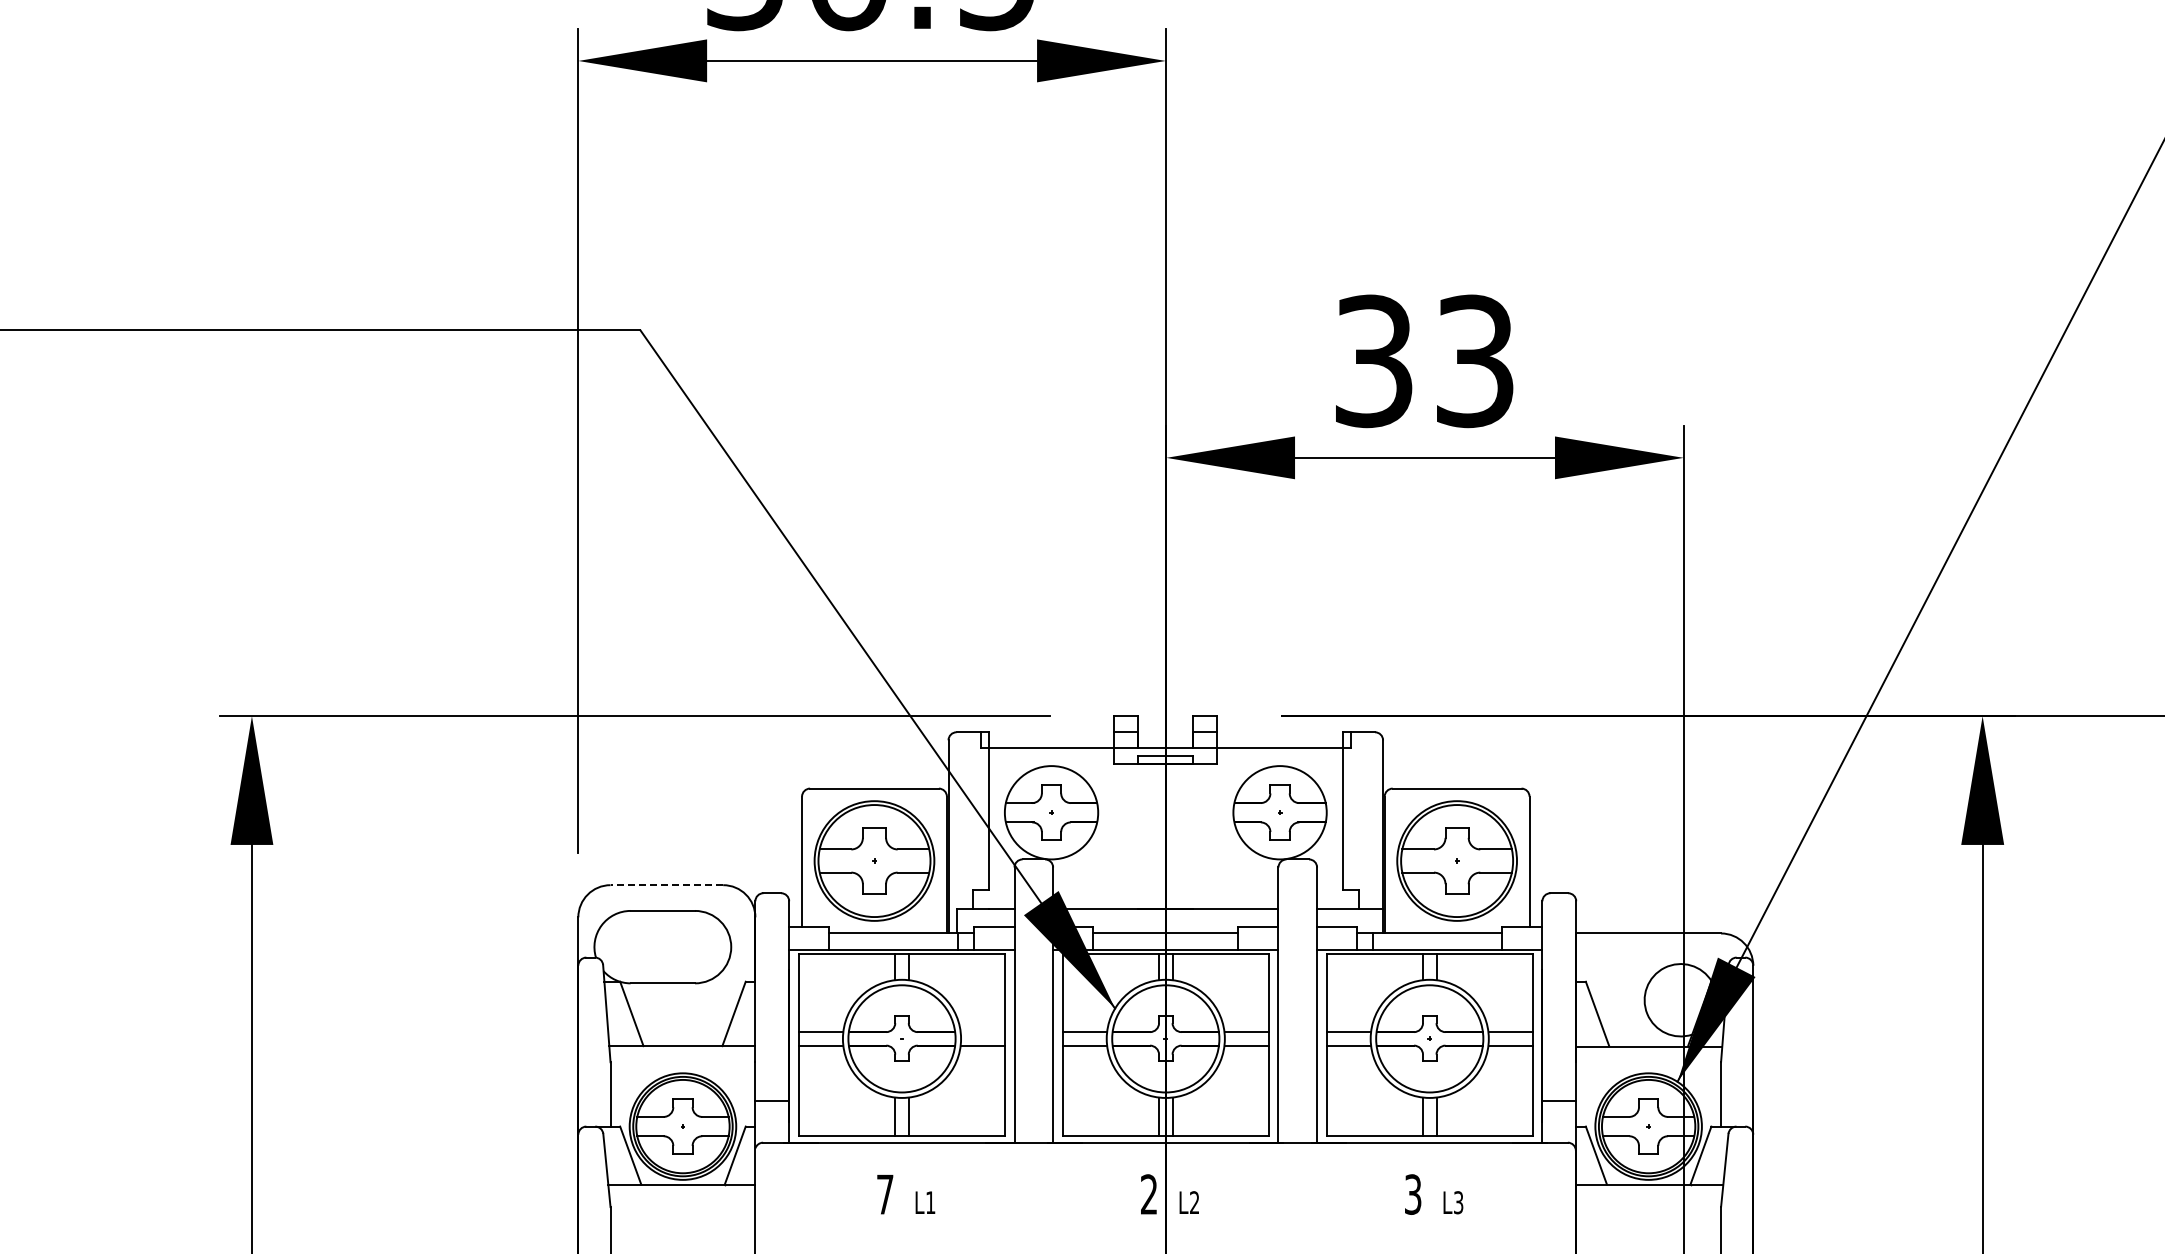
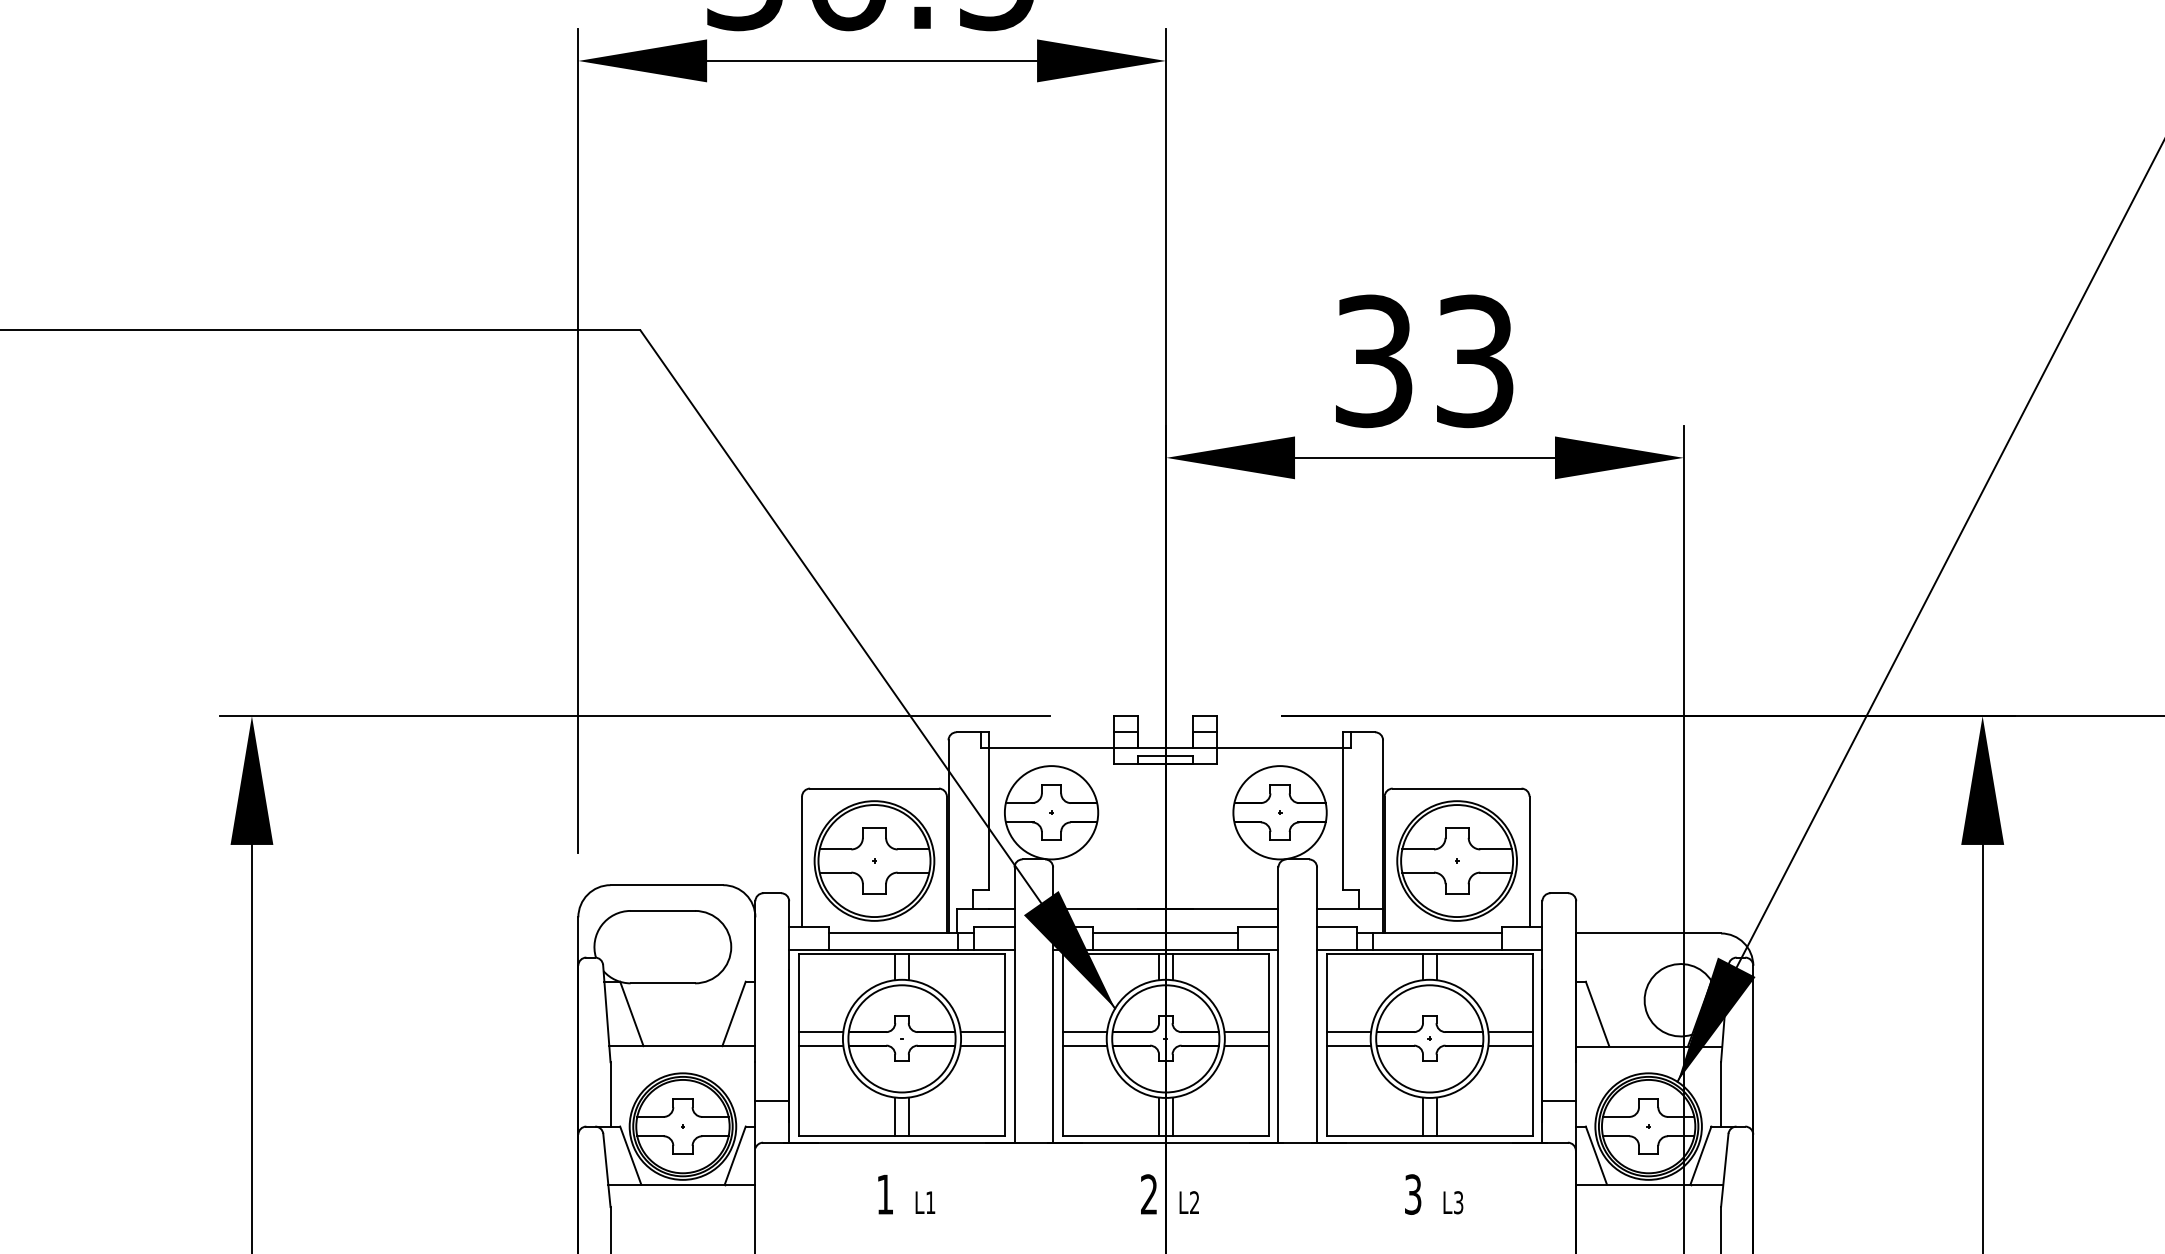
line: dashed -> solid (666, 885)
line: none -> present (982, 1032)
text: 7 -> 1 (885, 1194)
